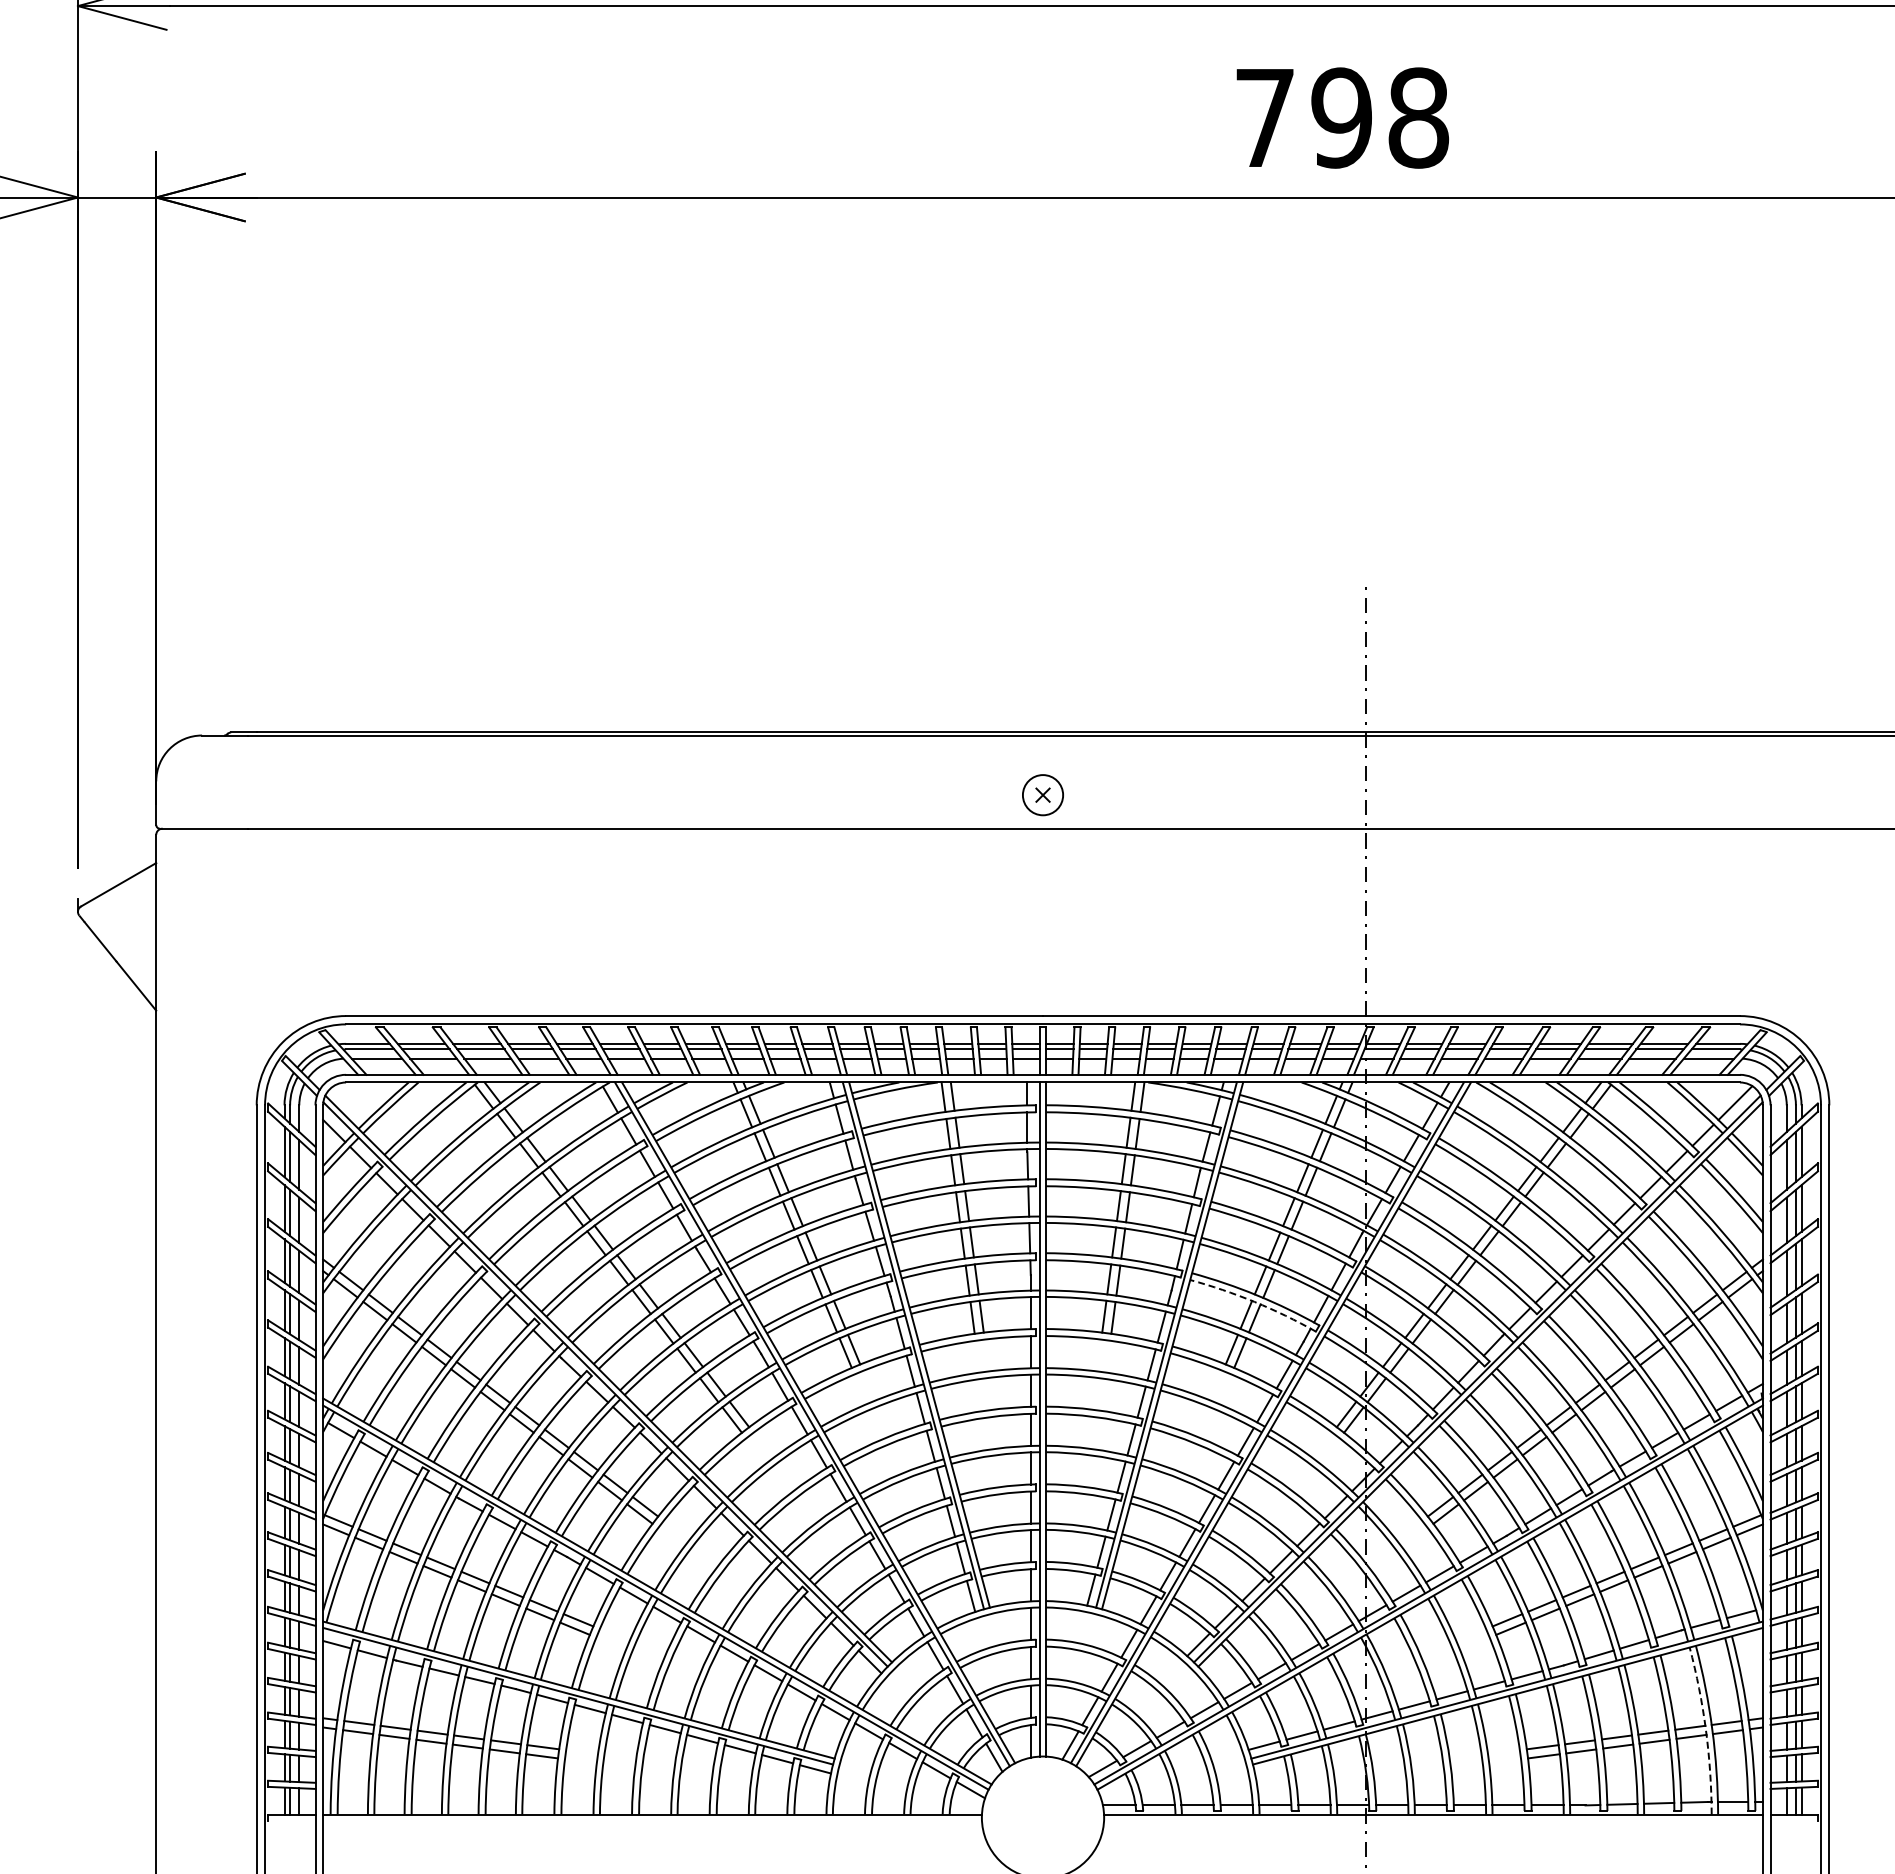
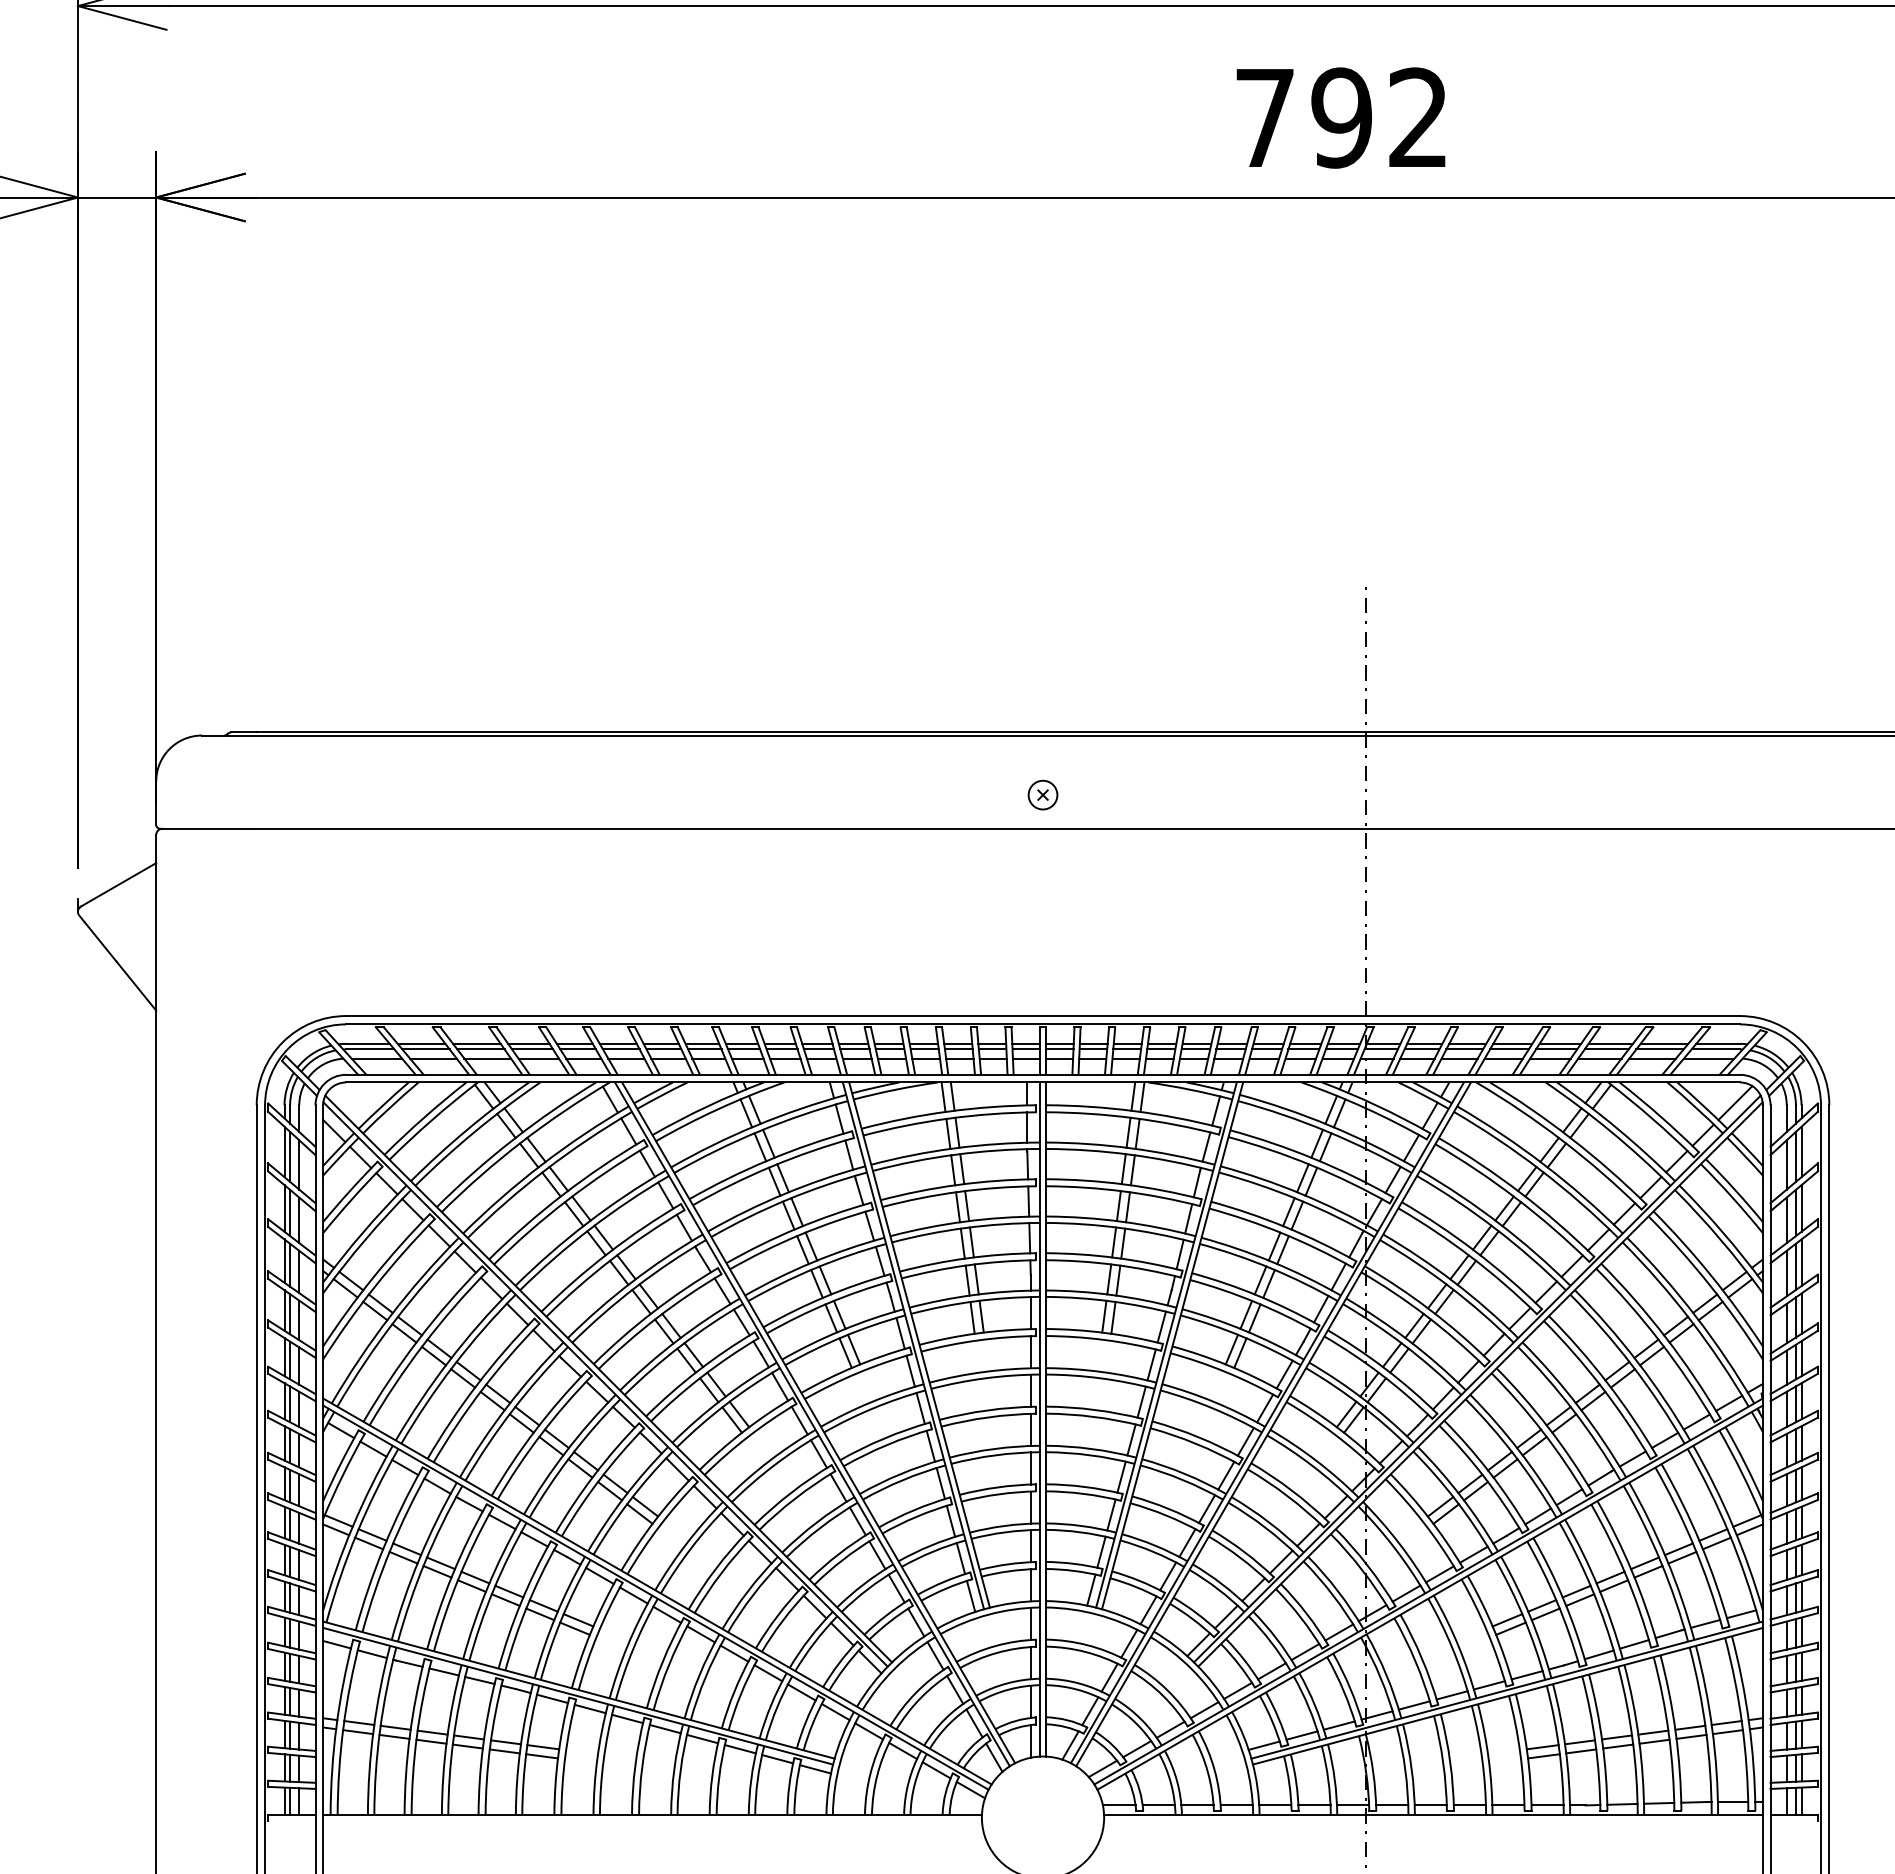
text: 798 -> 792 (1418, 117)
part size: 42x43 px -> 32x32 px (1042, 794)
arc: dashed -> solid (1254, 1301)
arc: dashed -> solid (1705, 1730)
